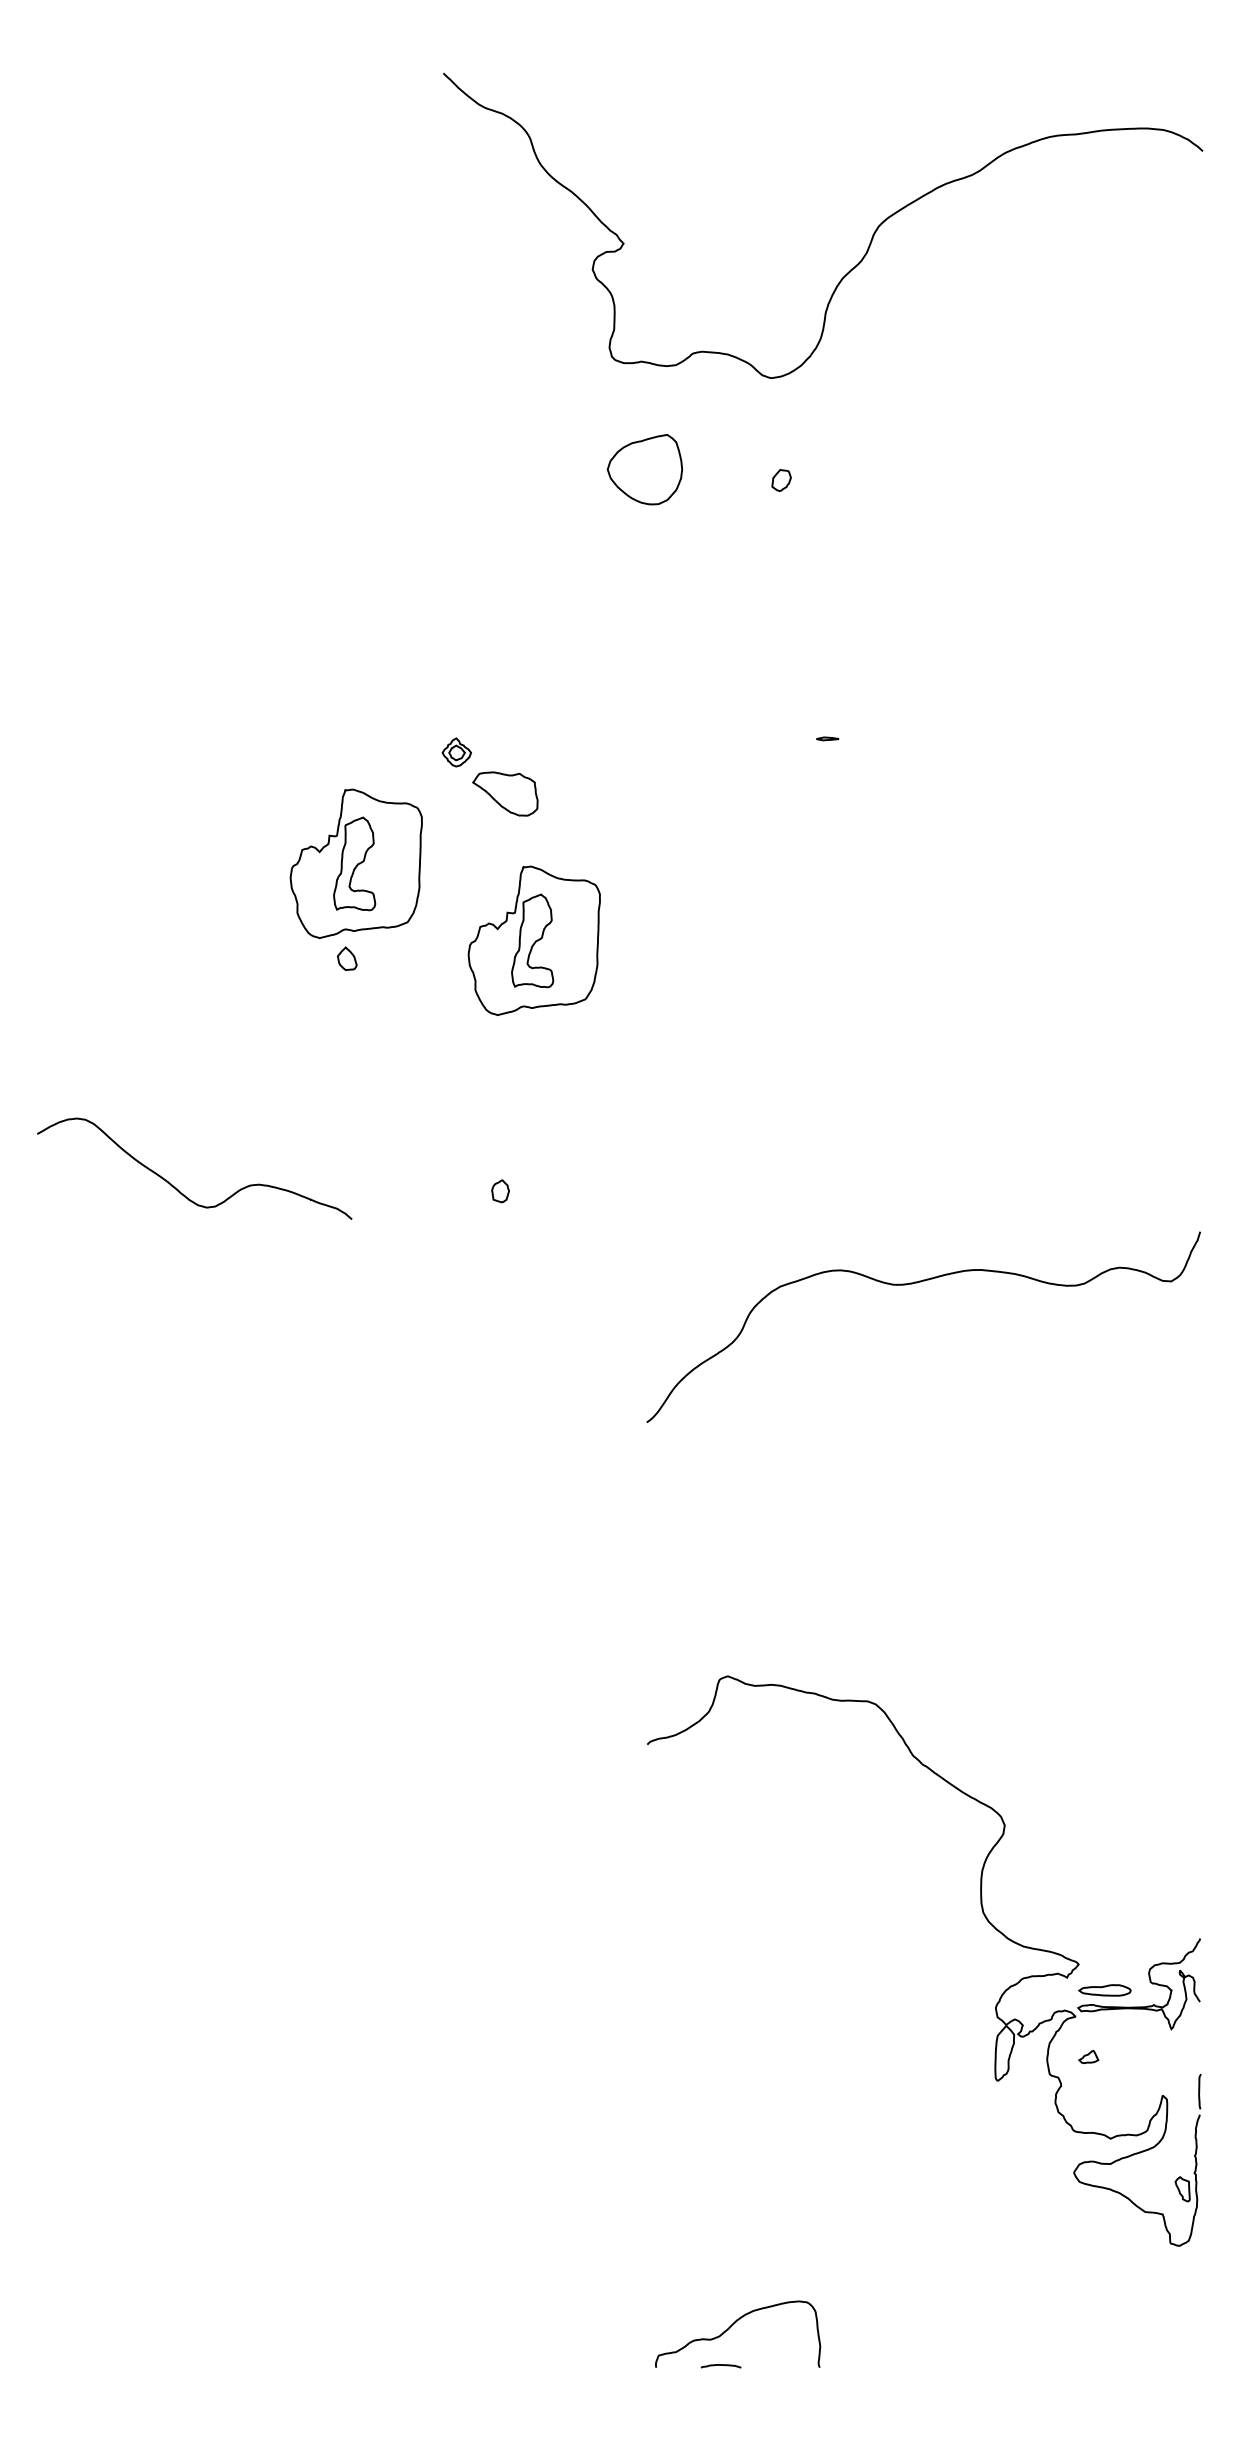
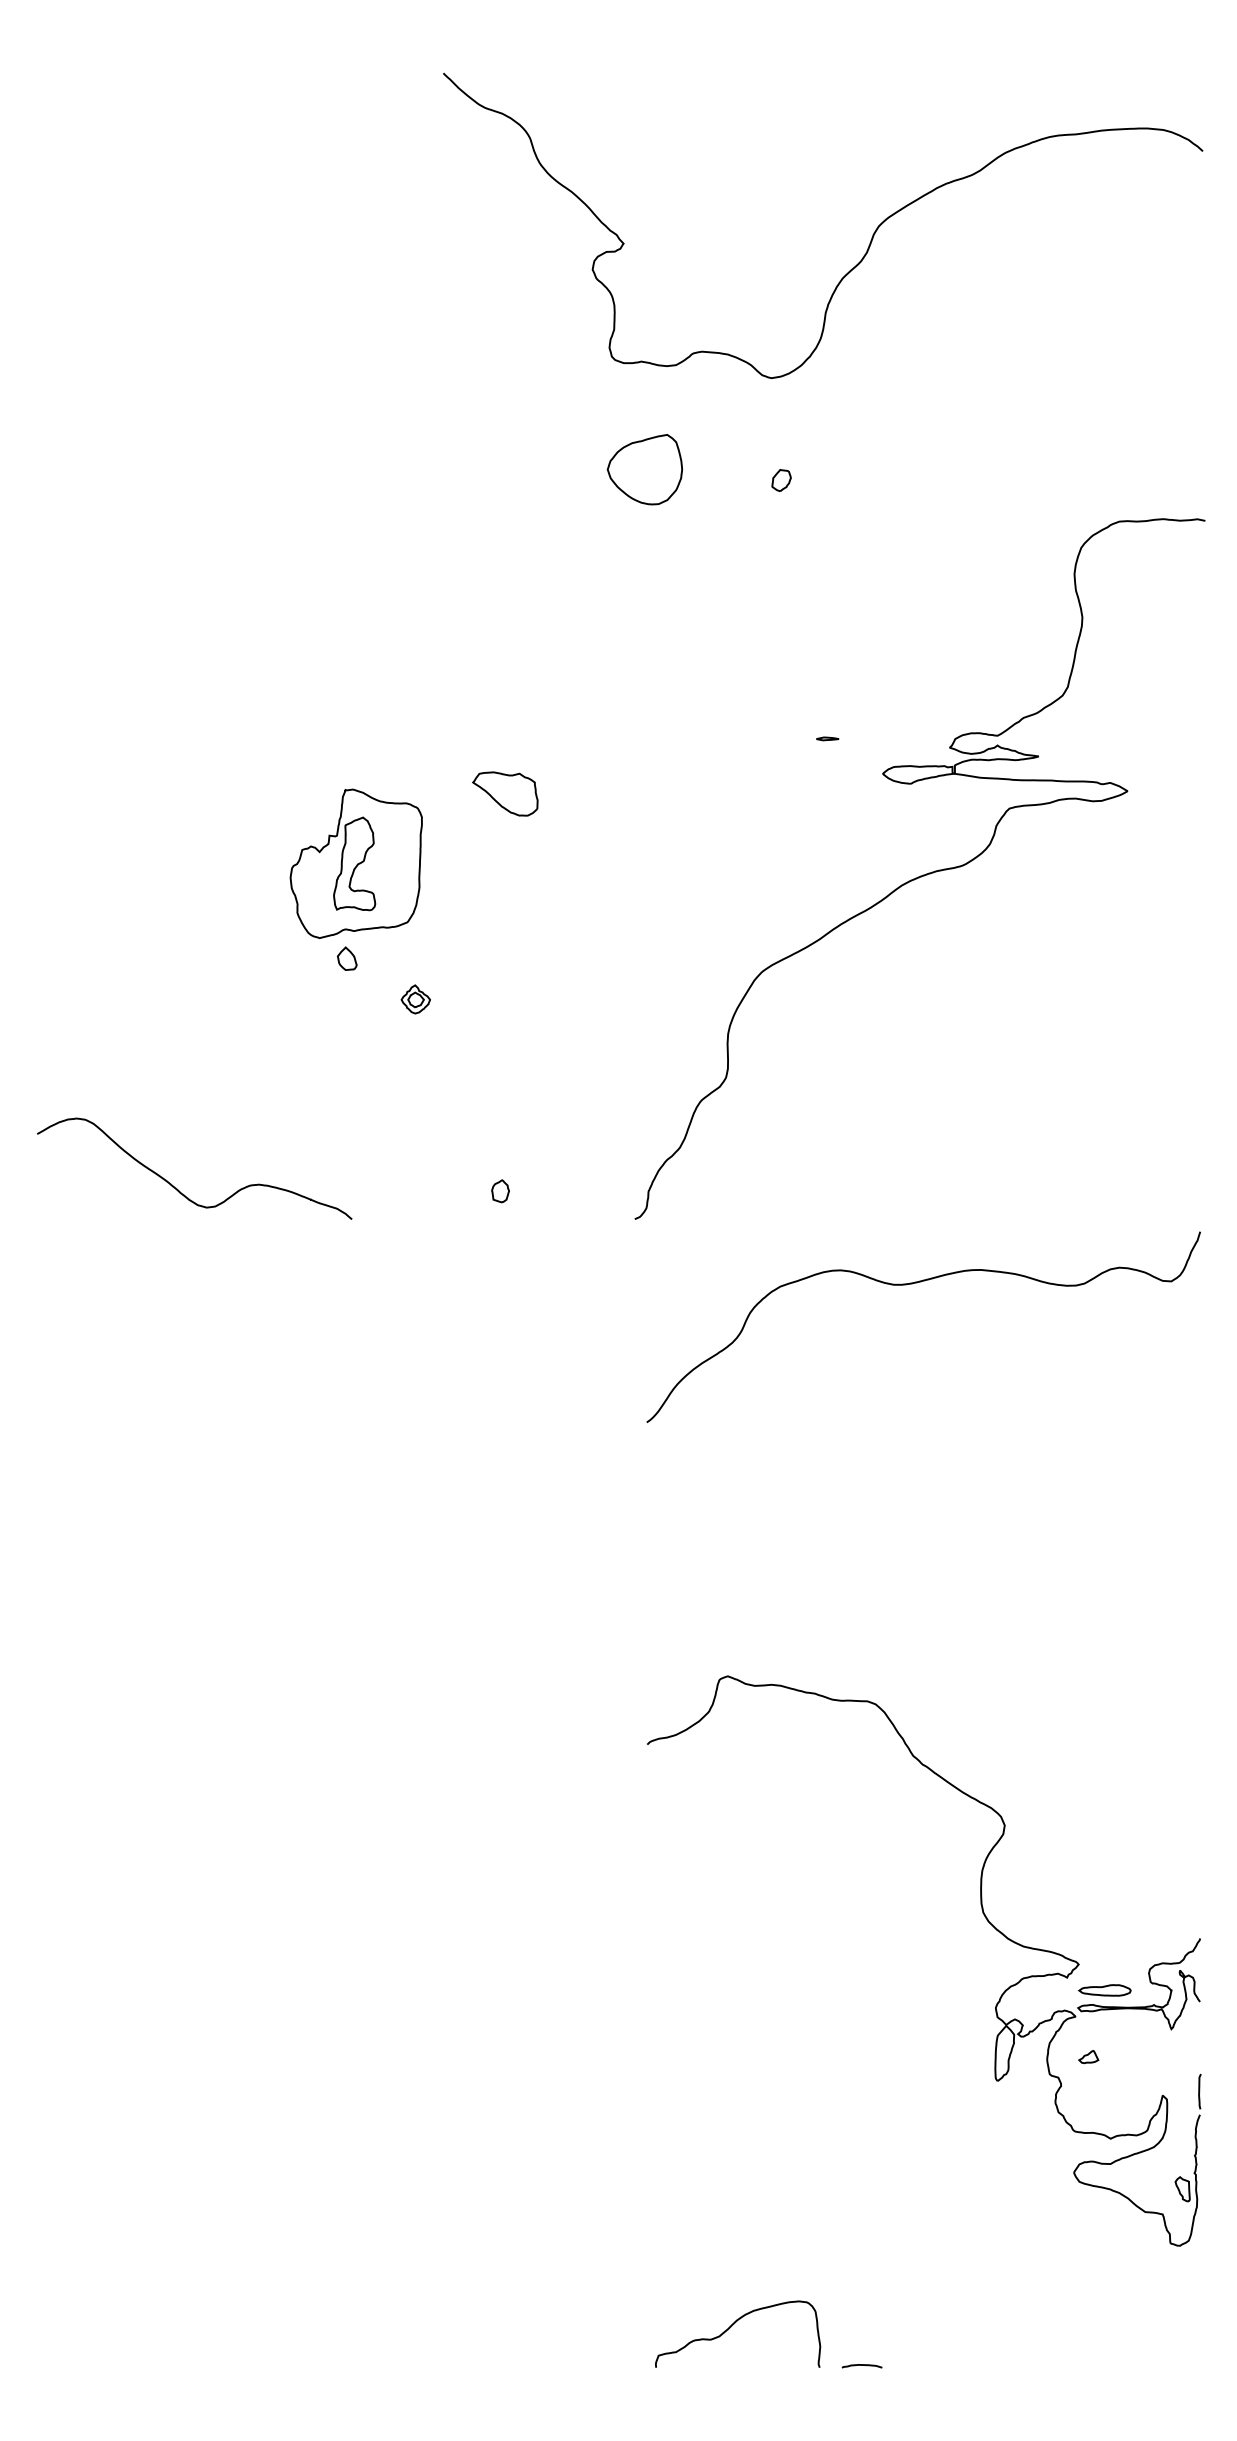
part position: (456, 752) -> (415, 999) (415, 999)
part: none -> present (920, 875)
part: present -> none (533, 940)
curve position: (720, 2365) -> (861, 2365) (861, 2365)
